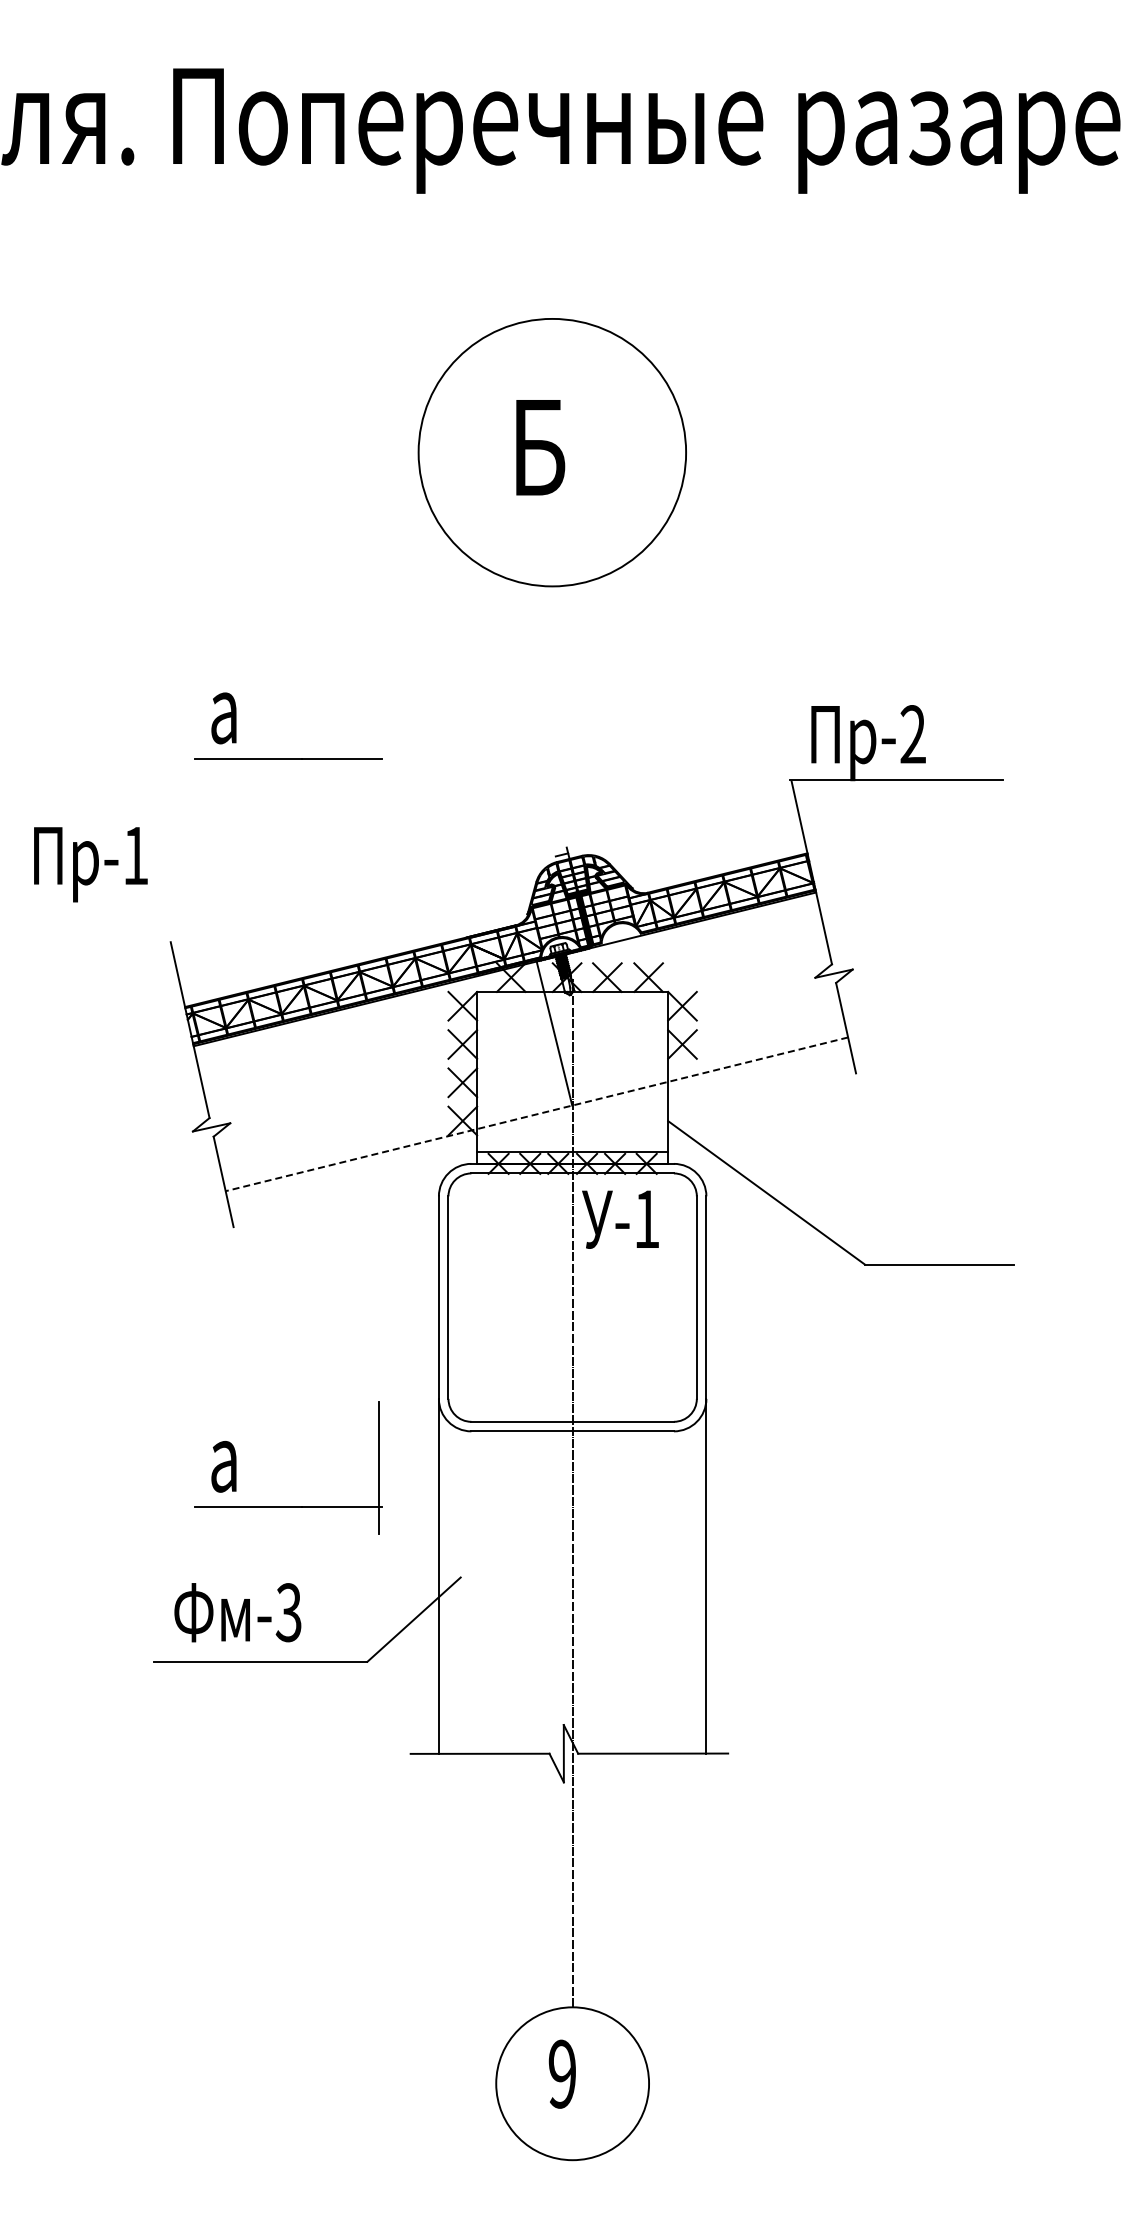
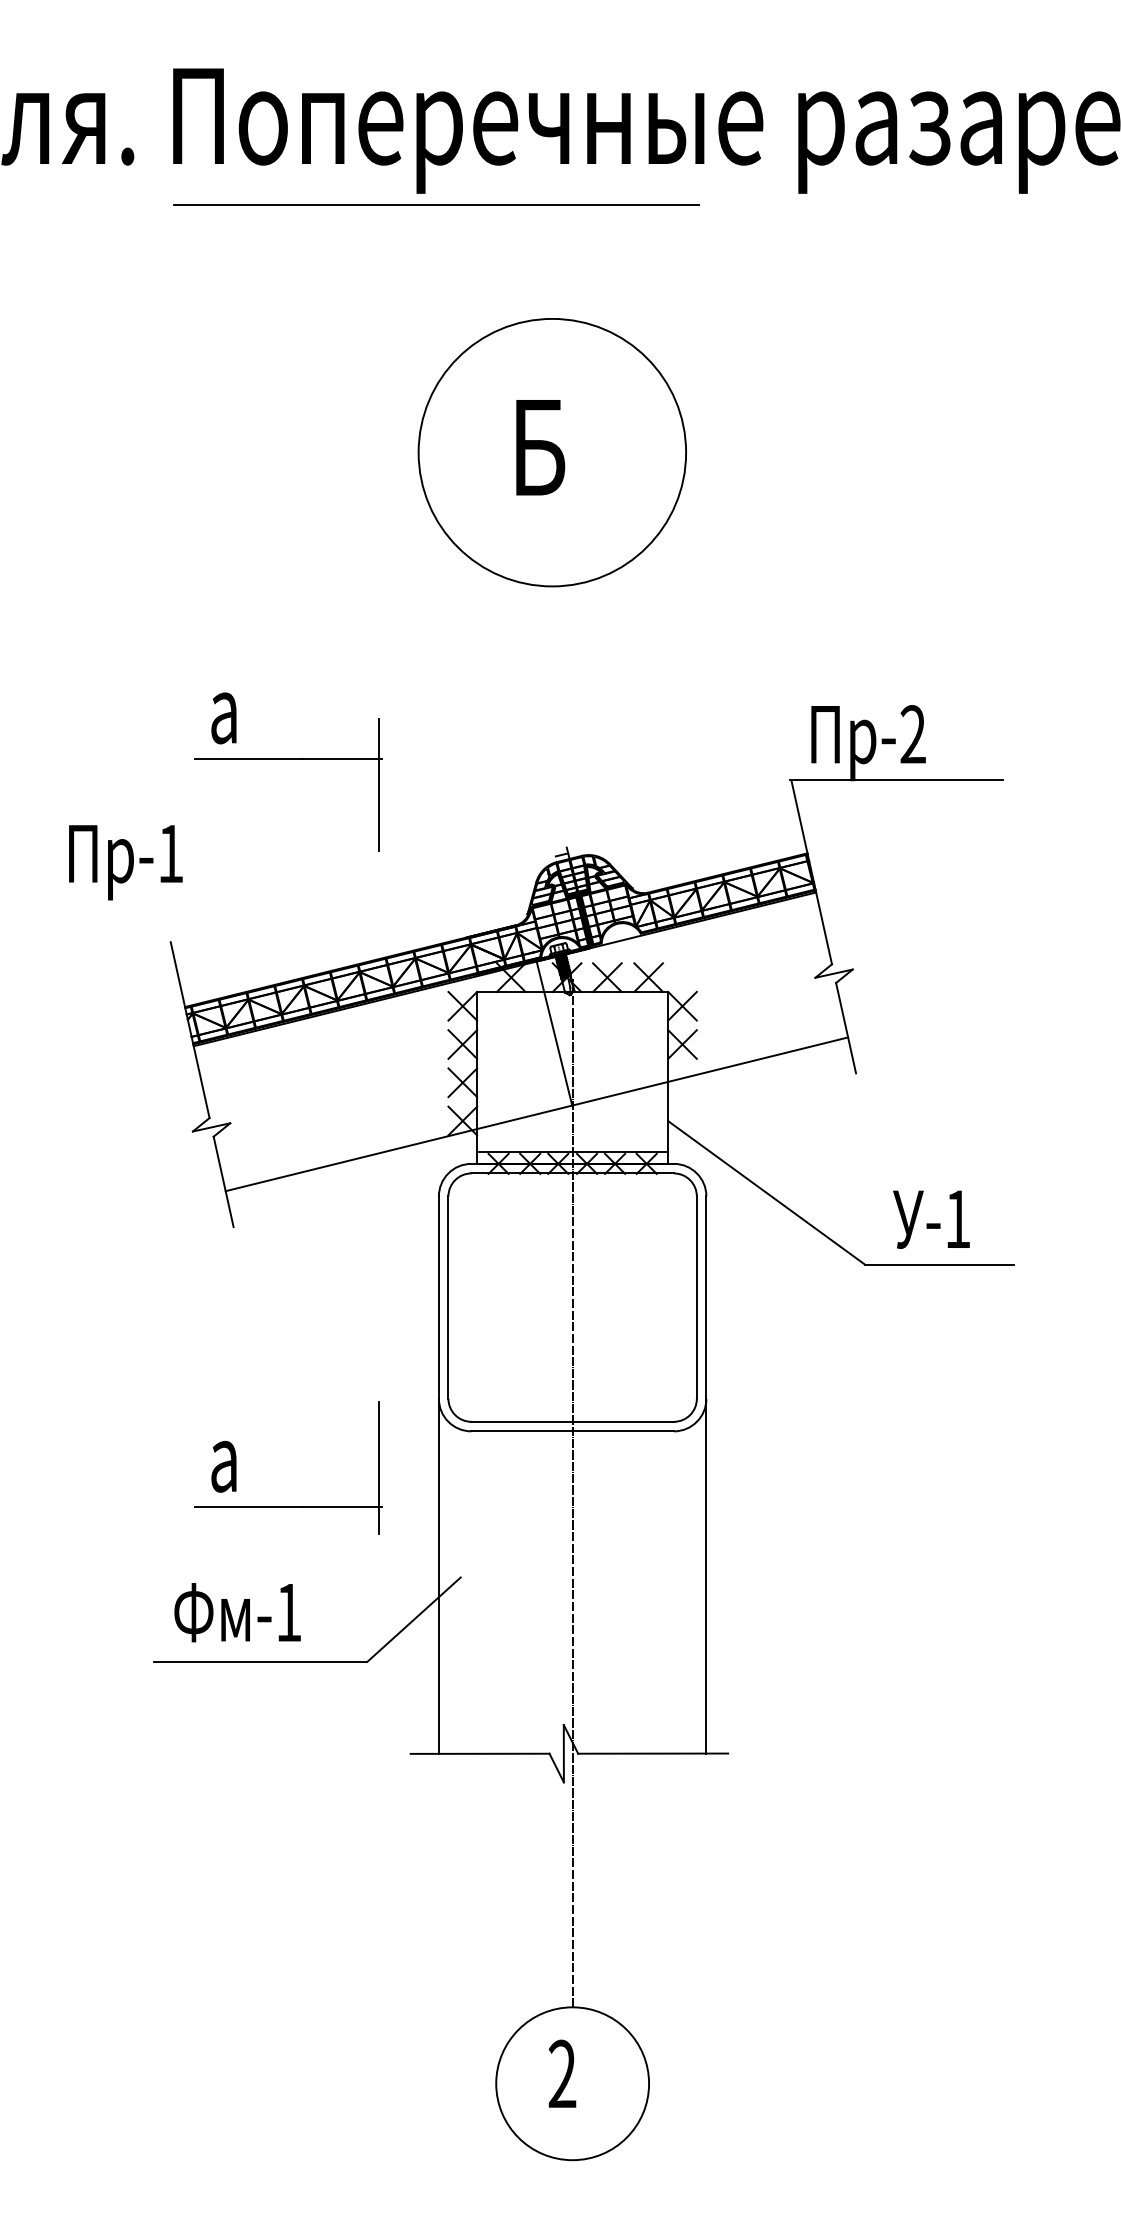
line: none -> present (436, 205)
line: none -> present (378, 784)
text position: (90, 864) -> (125, 862) (125, 862)
line: dashed -> solid (536, 1114)
text position: (620, 1219) -> (931, 1219) (931, 1219)
text: -3 -> -1 (288, 1612)
text: 9 -> 2 (562, 2073)
